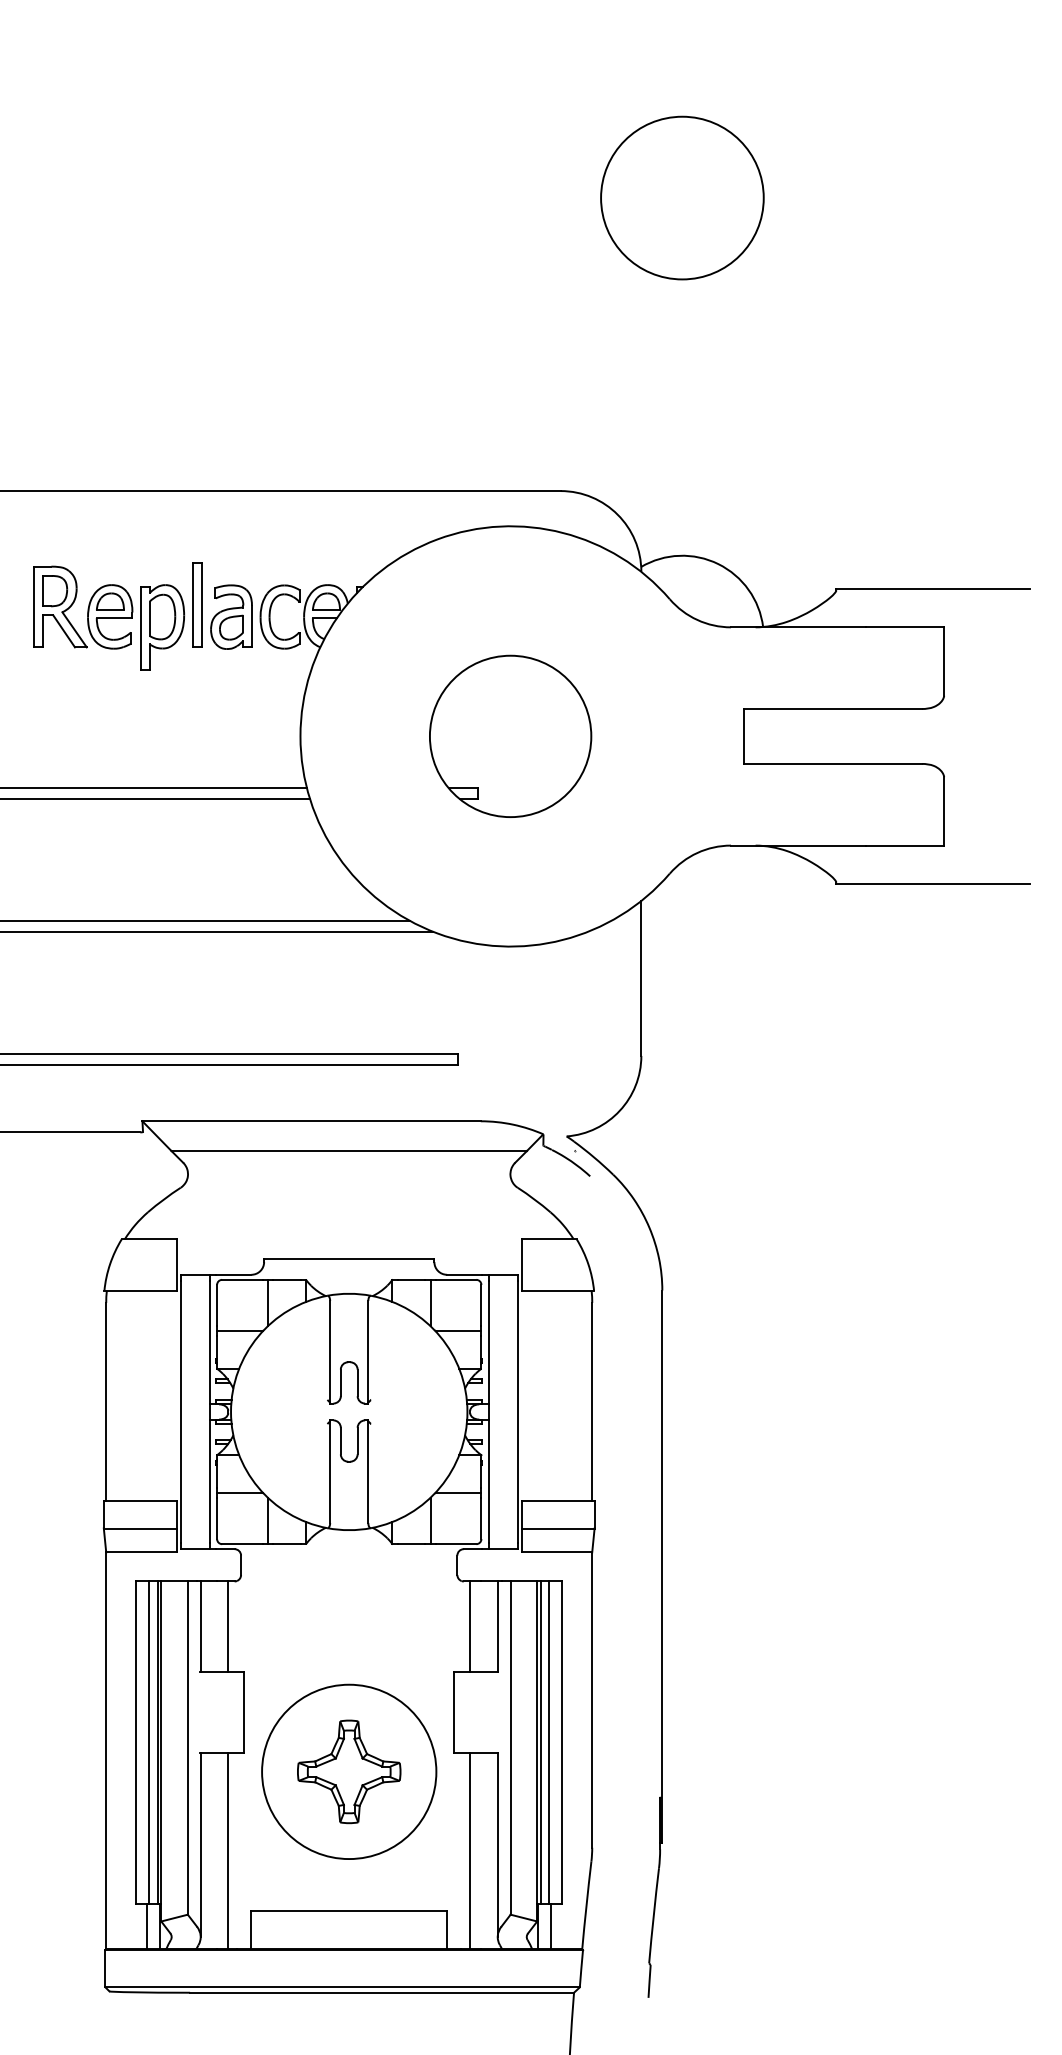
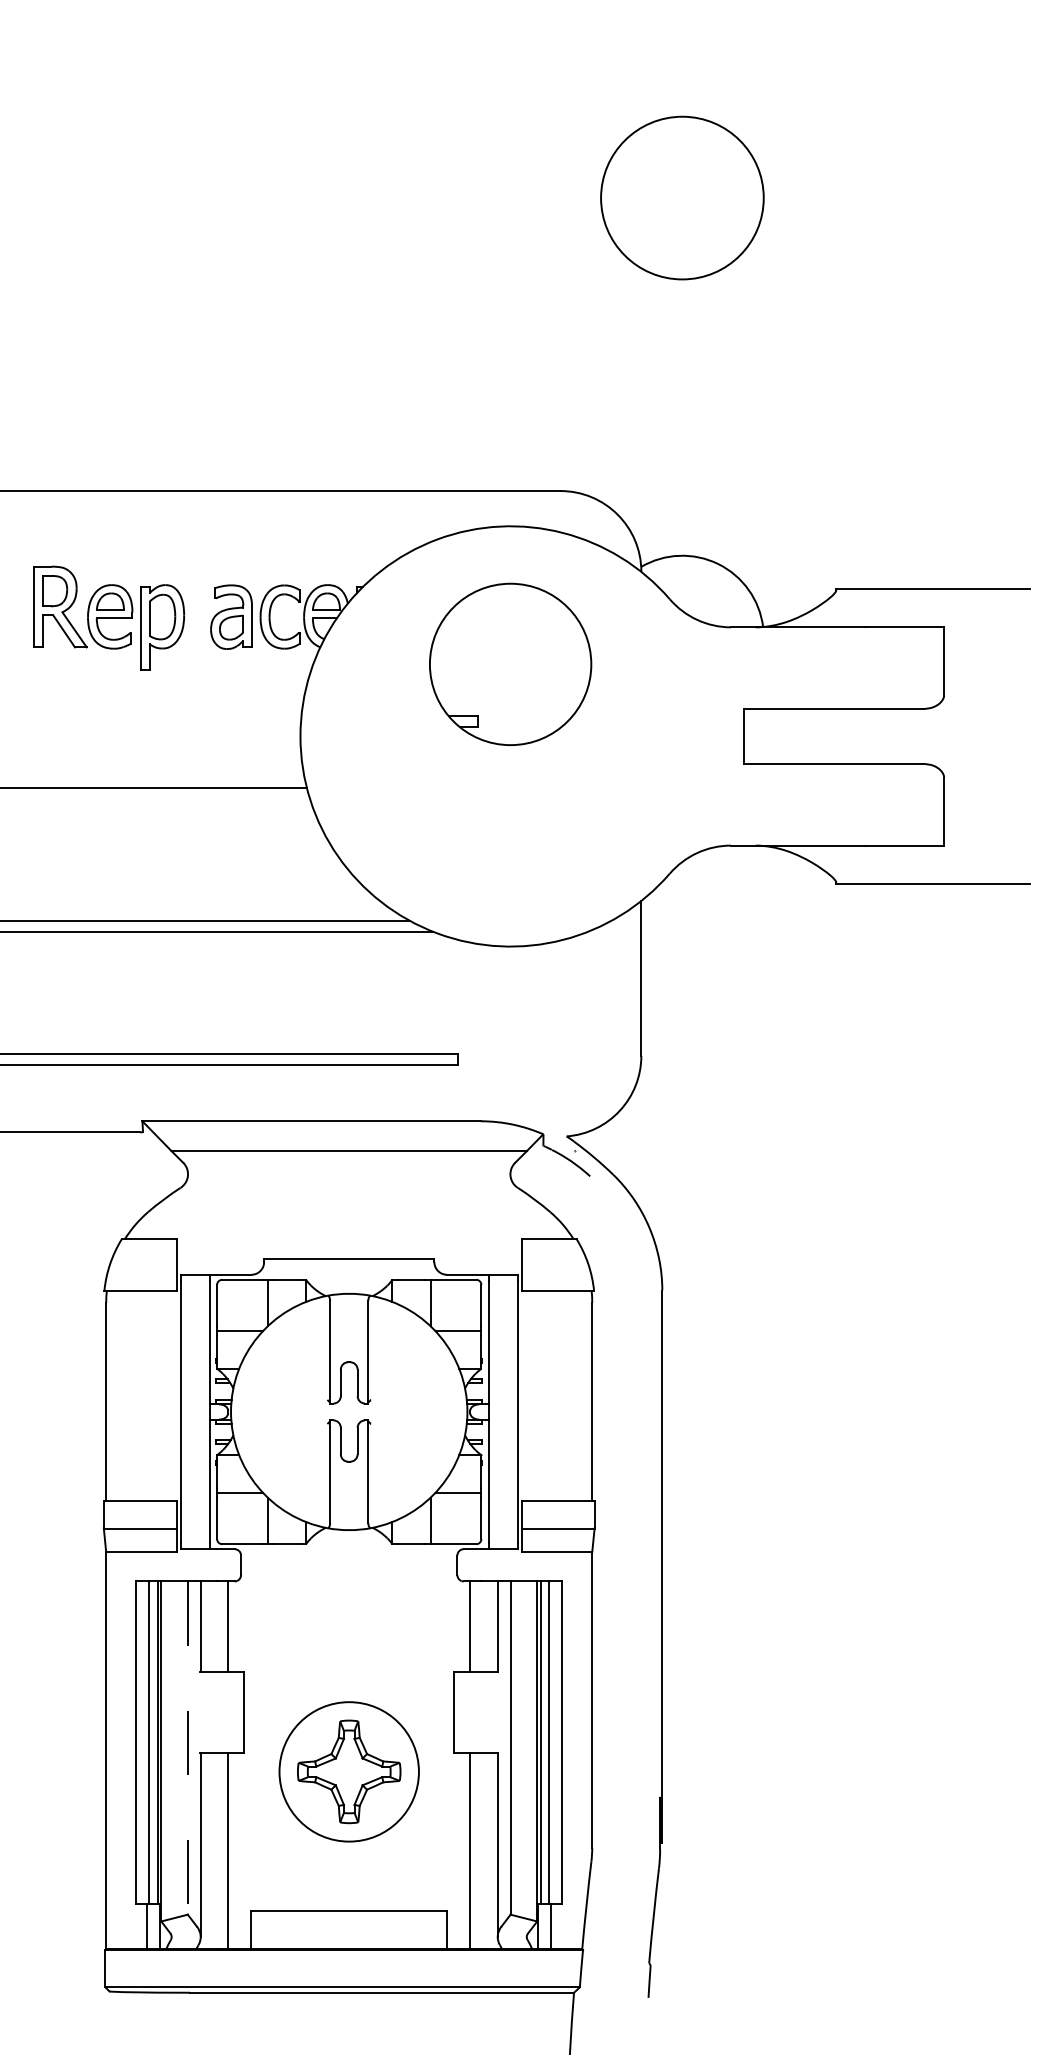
part: present -> none (197, 604)
part position: (510, 735) -> (510, 663) (510, 663)
line: present -> none (156, 798)
line: solid -> dashed (187, 1748)
circle diameter: 174 px -> 139 px (348, 1771)
